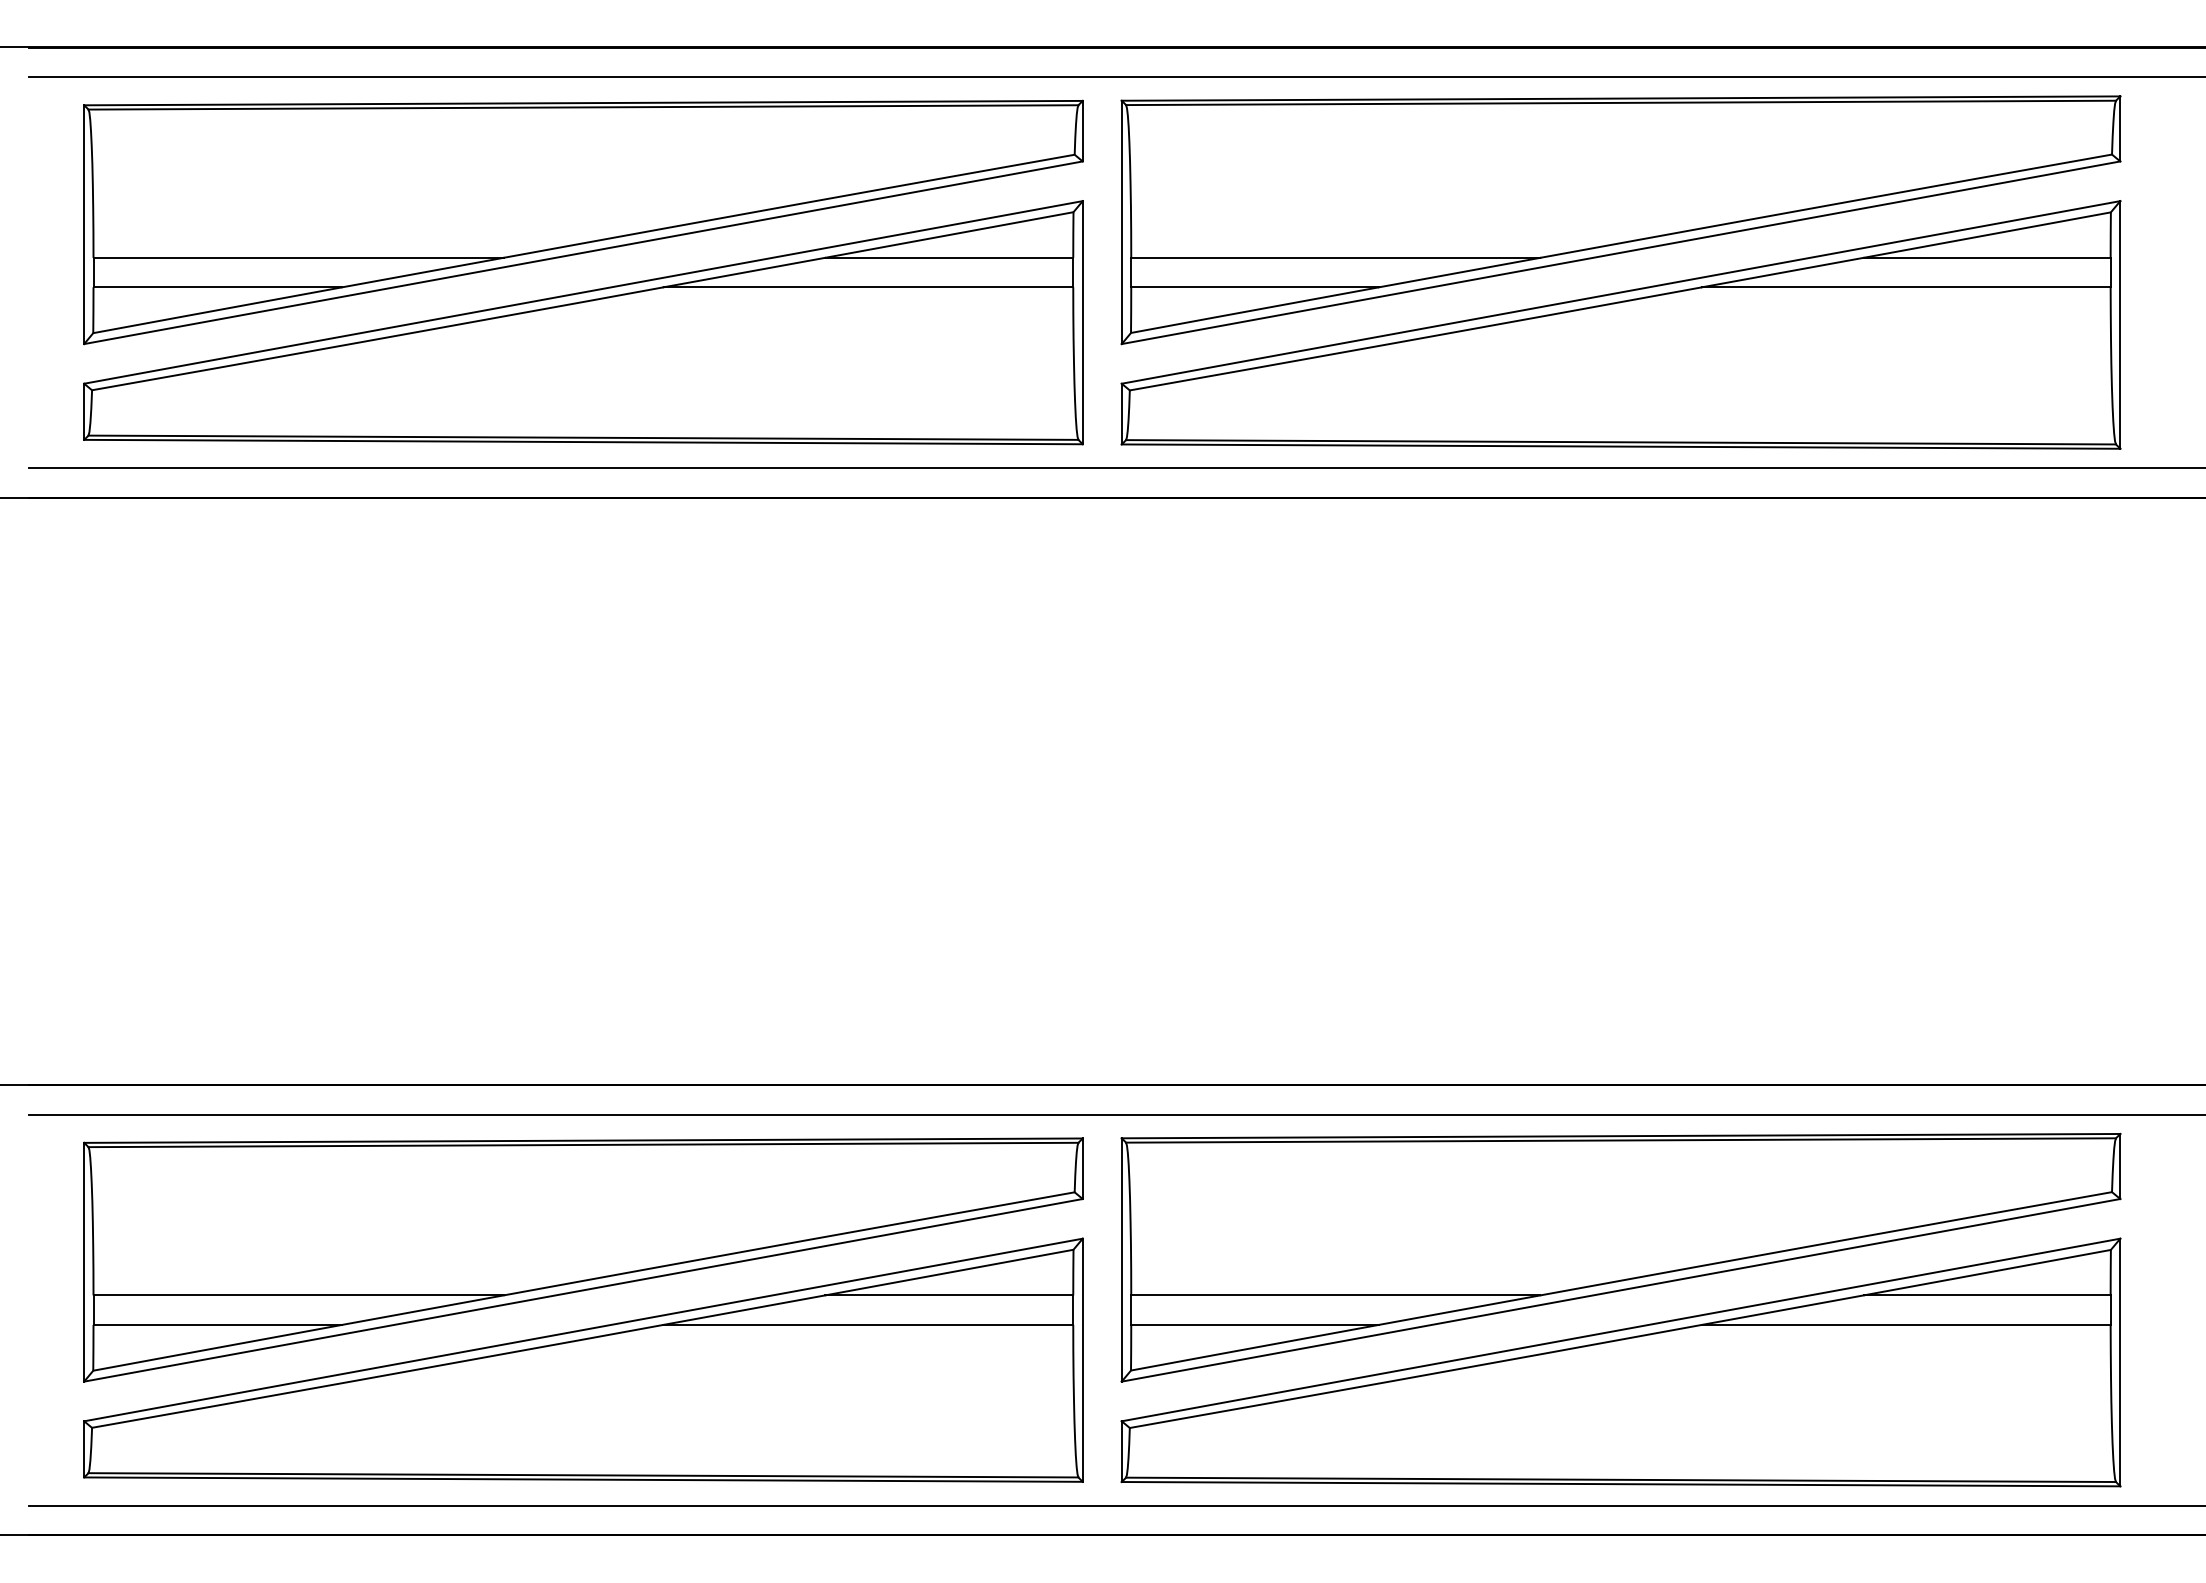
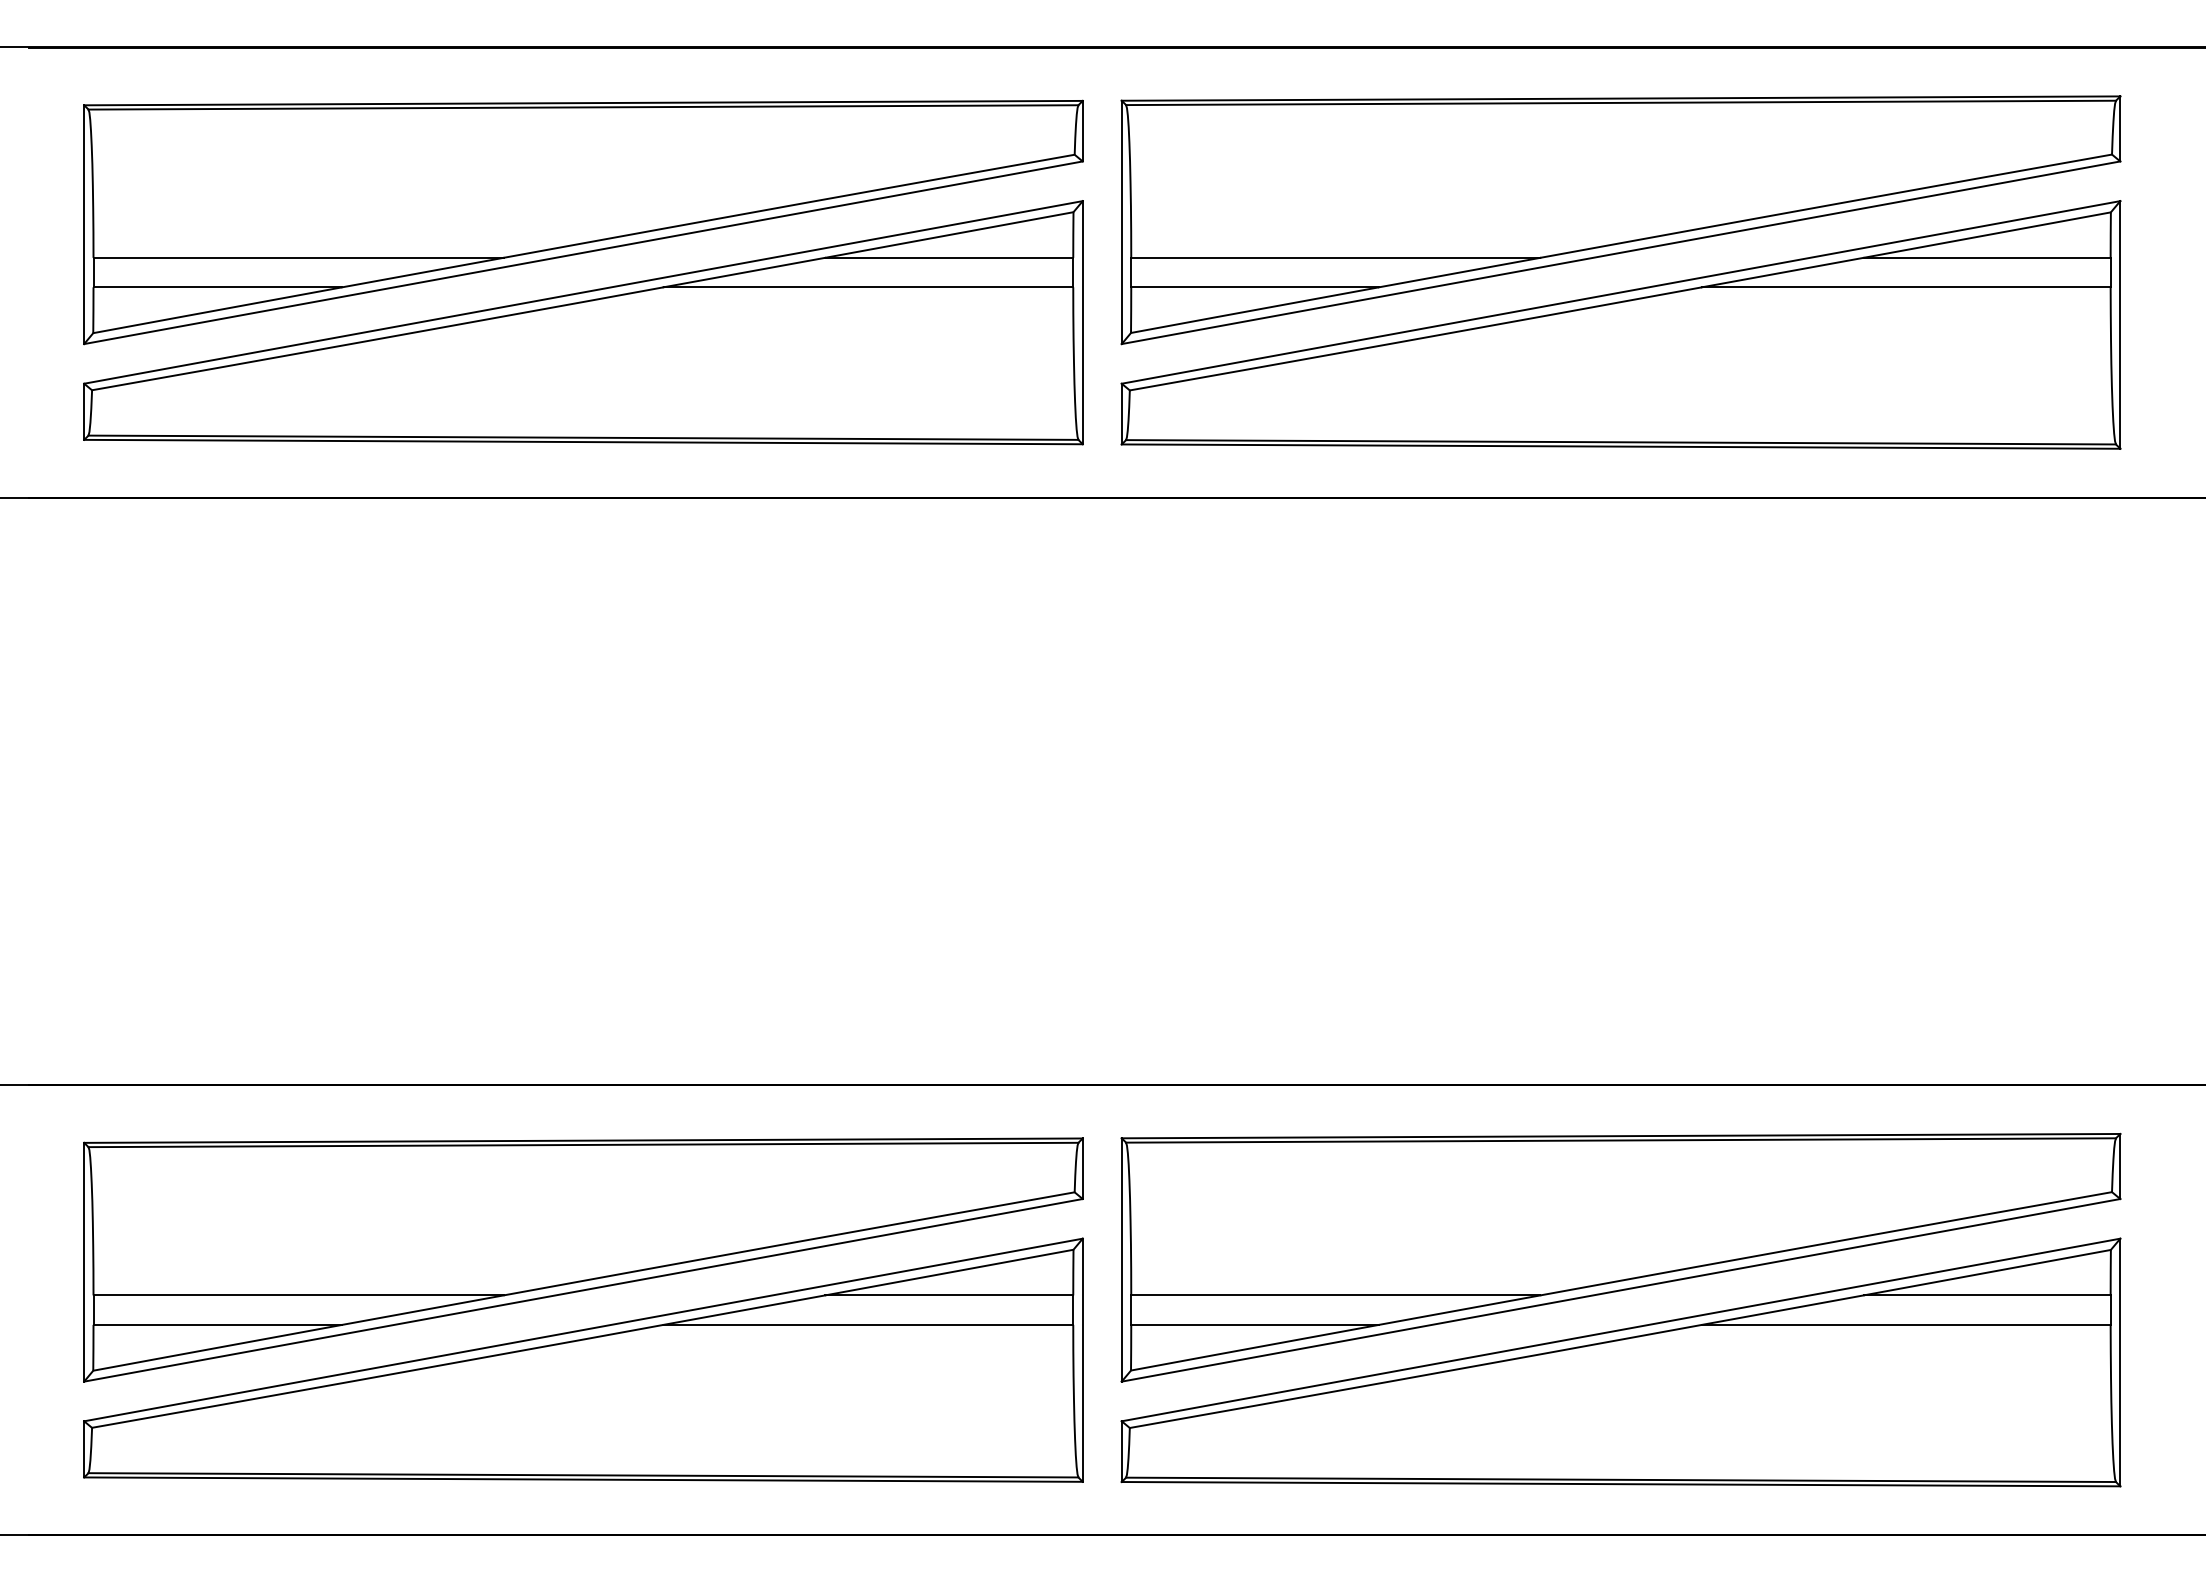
line: present -> none (1115, 77)
line: present -> none (1115, 468)
line: present -> none (1115, 1114)
line: present -> none (1115, 1505)
